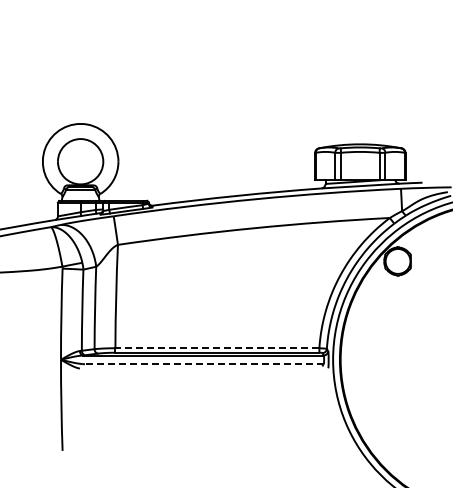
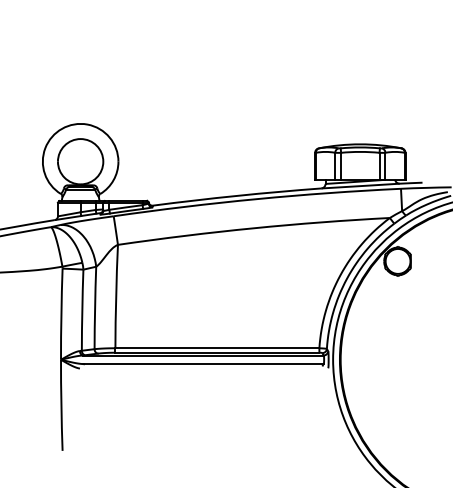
line: dashed -> solid (217, 348)
line: dashed -> solid (202, 364)
